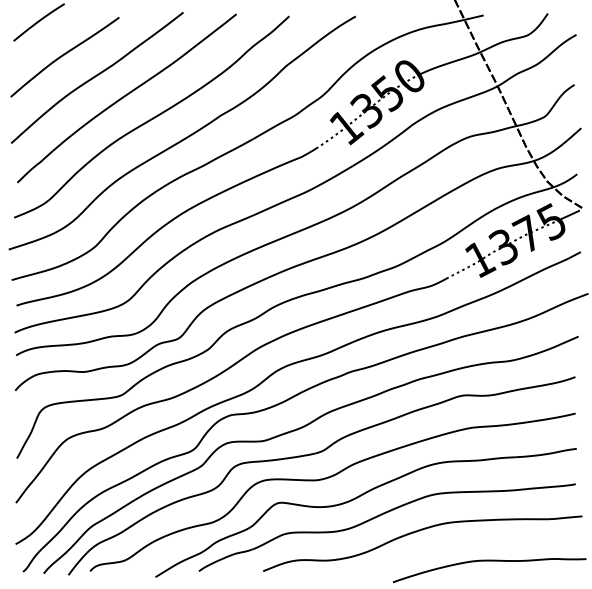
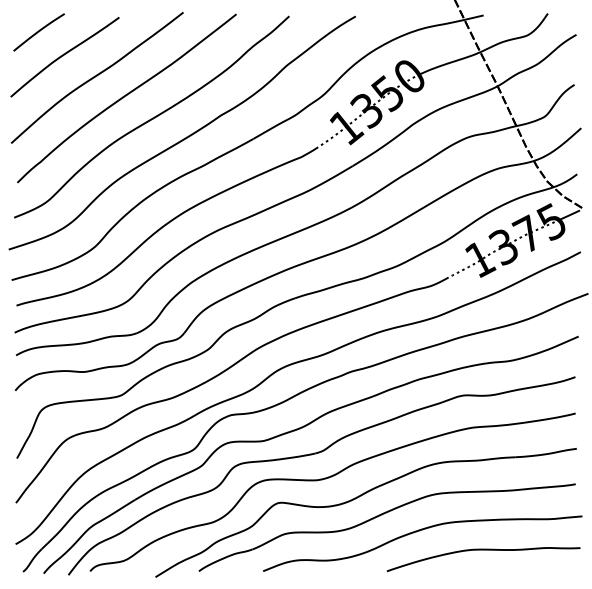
curve position: (38, 22) -> (38, 32) (38, 32)
curve position: (489, 561) -> (483, 550) (483, 550)
